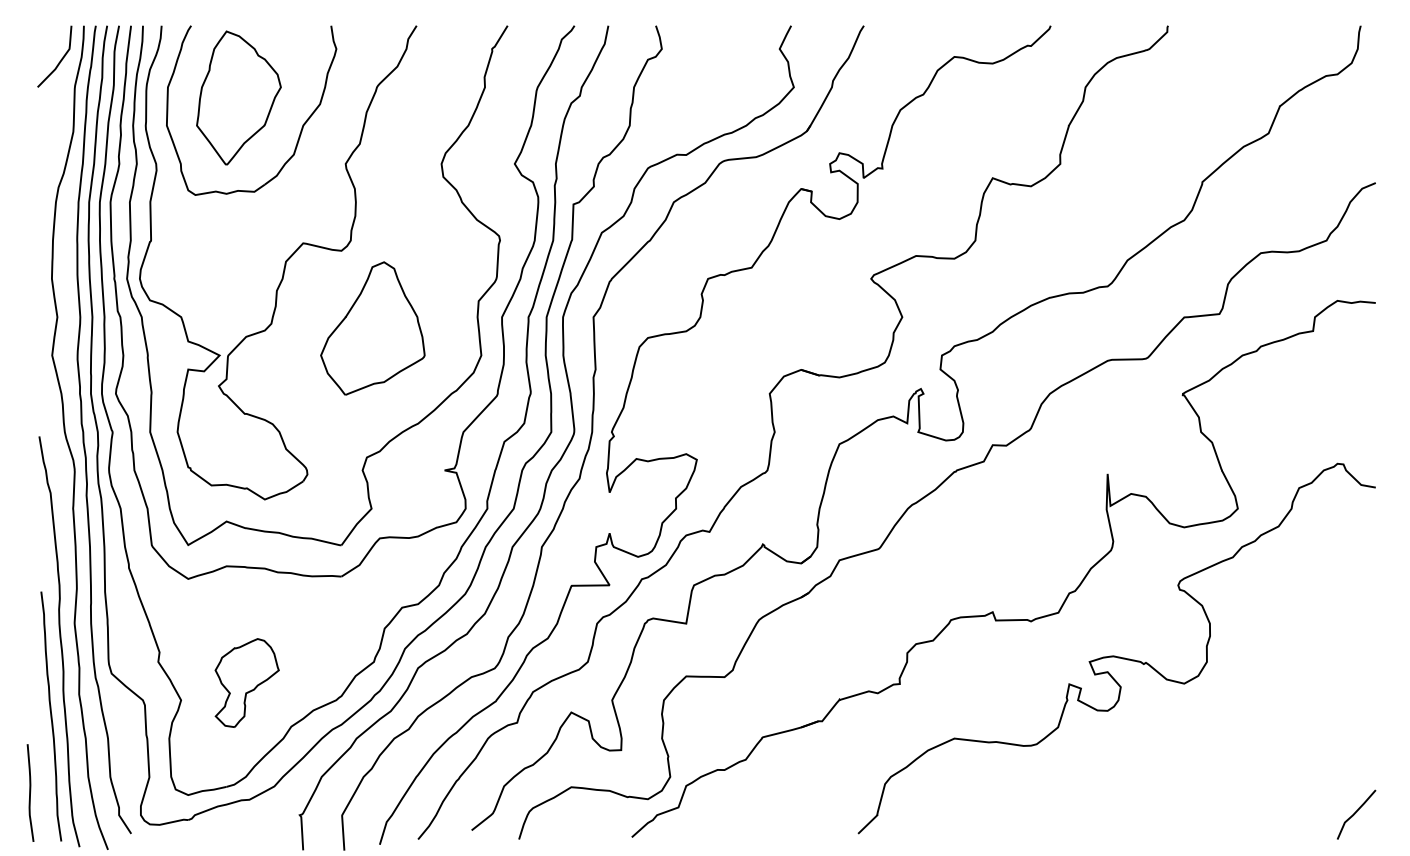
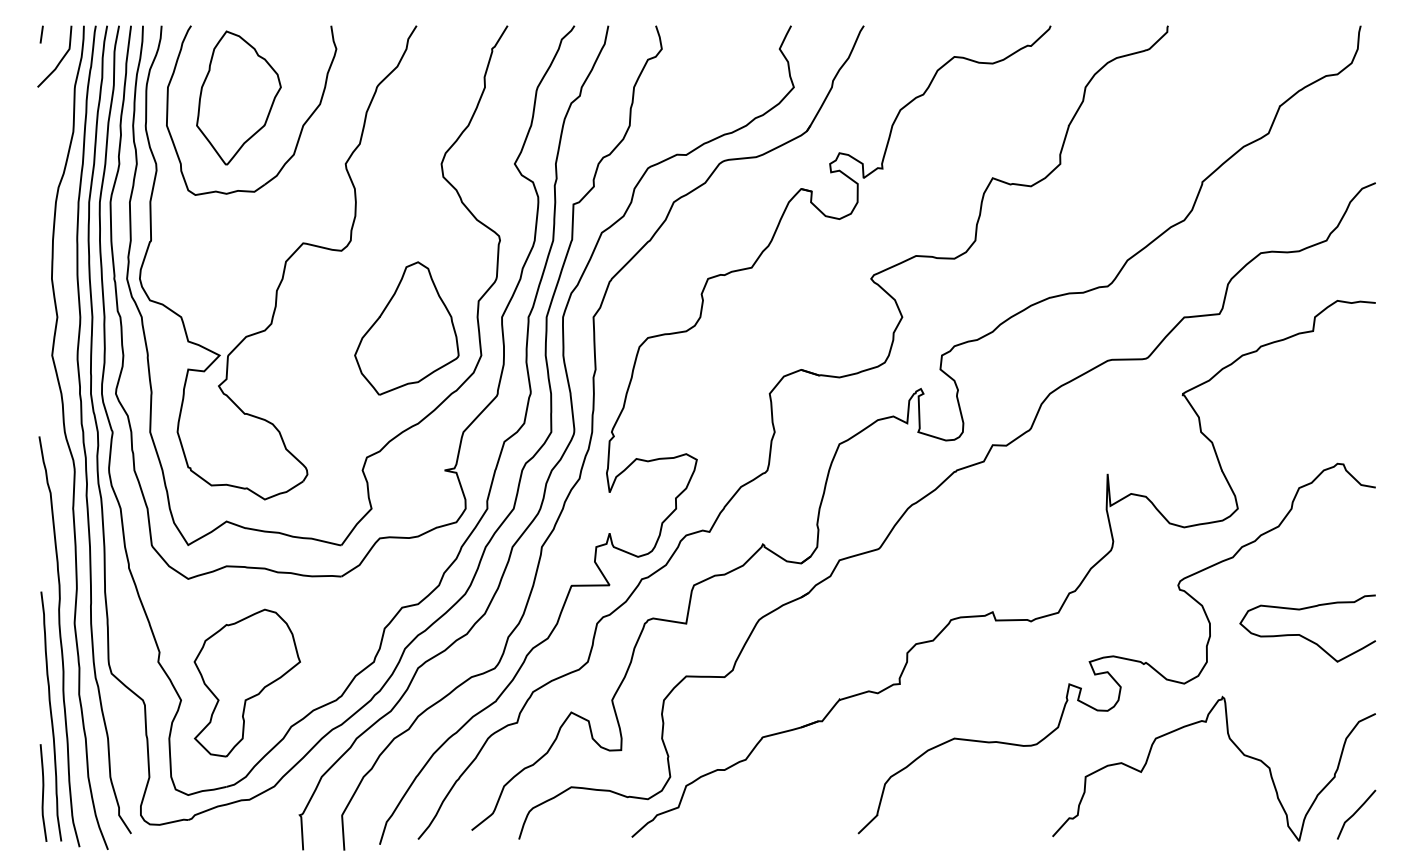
line: none -> present (41, 34)
part position: (372, 328) -> (406, 328) (406, 328)
curve: none -> present (1304, 636)
part size: 66x90 px -> 108x150 px (246, 682)
curve: none -> present (1239, 751)
curve position: (30, 792) -> (43, 792) (43, 792)
